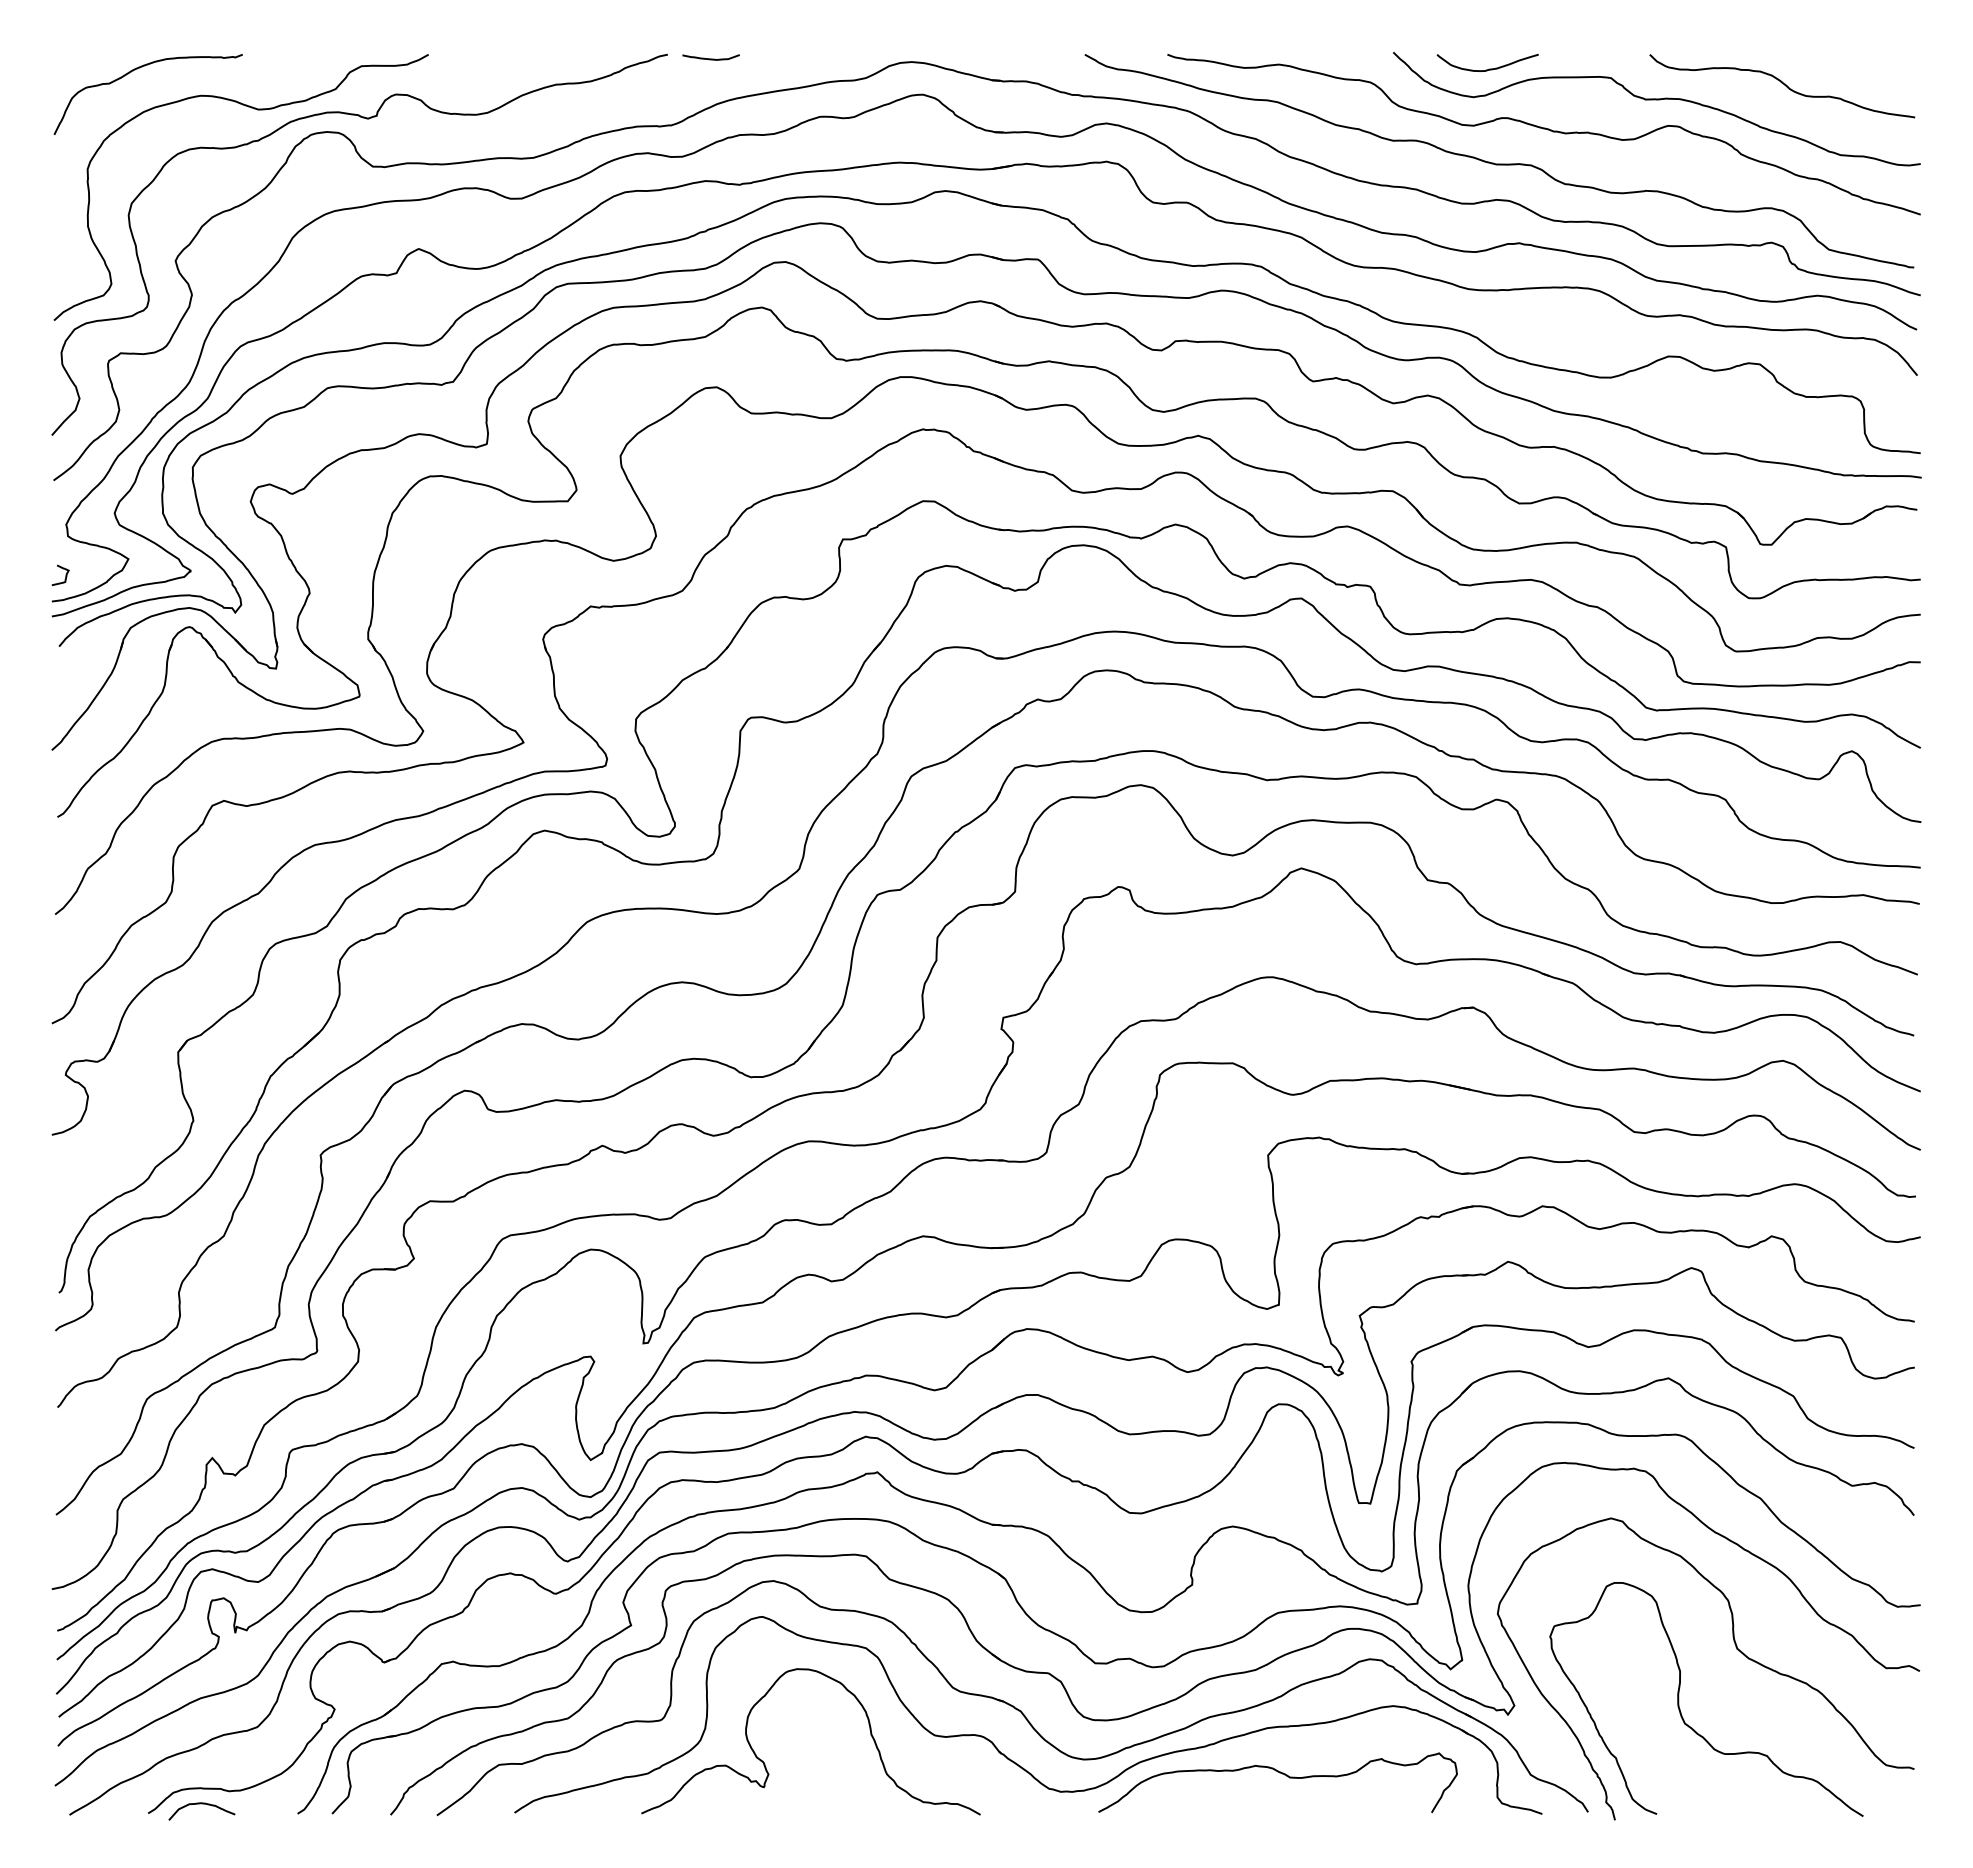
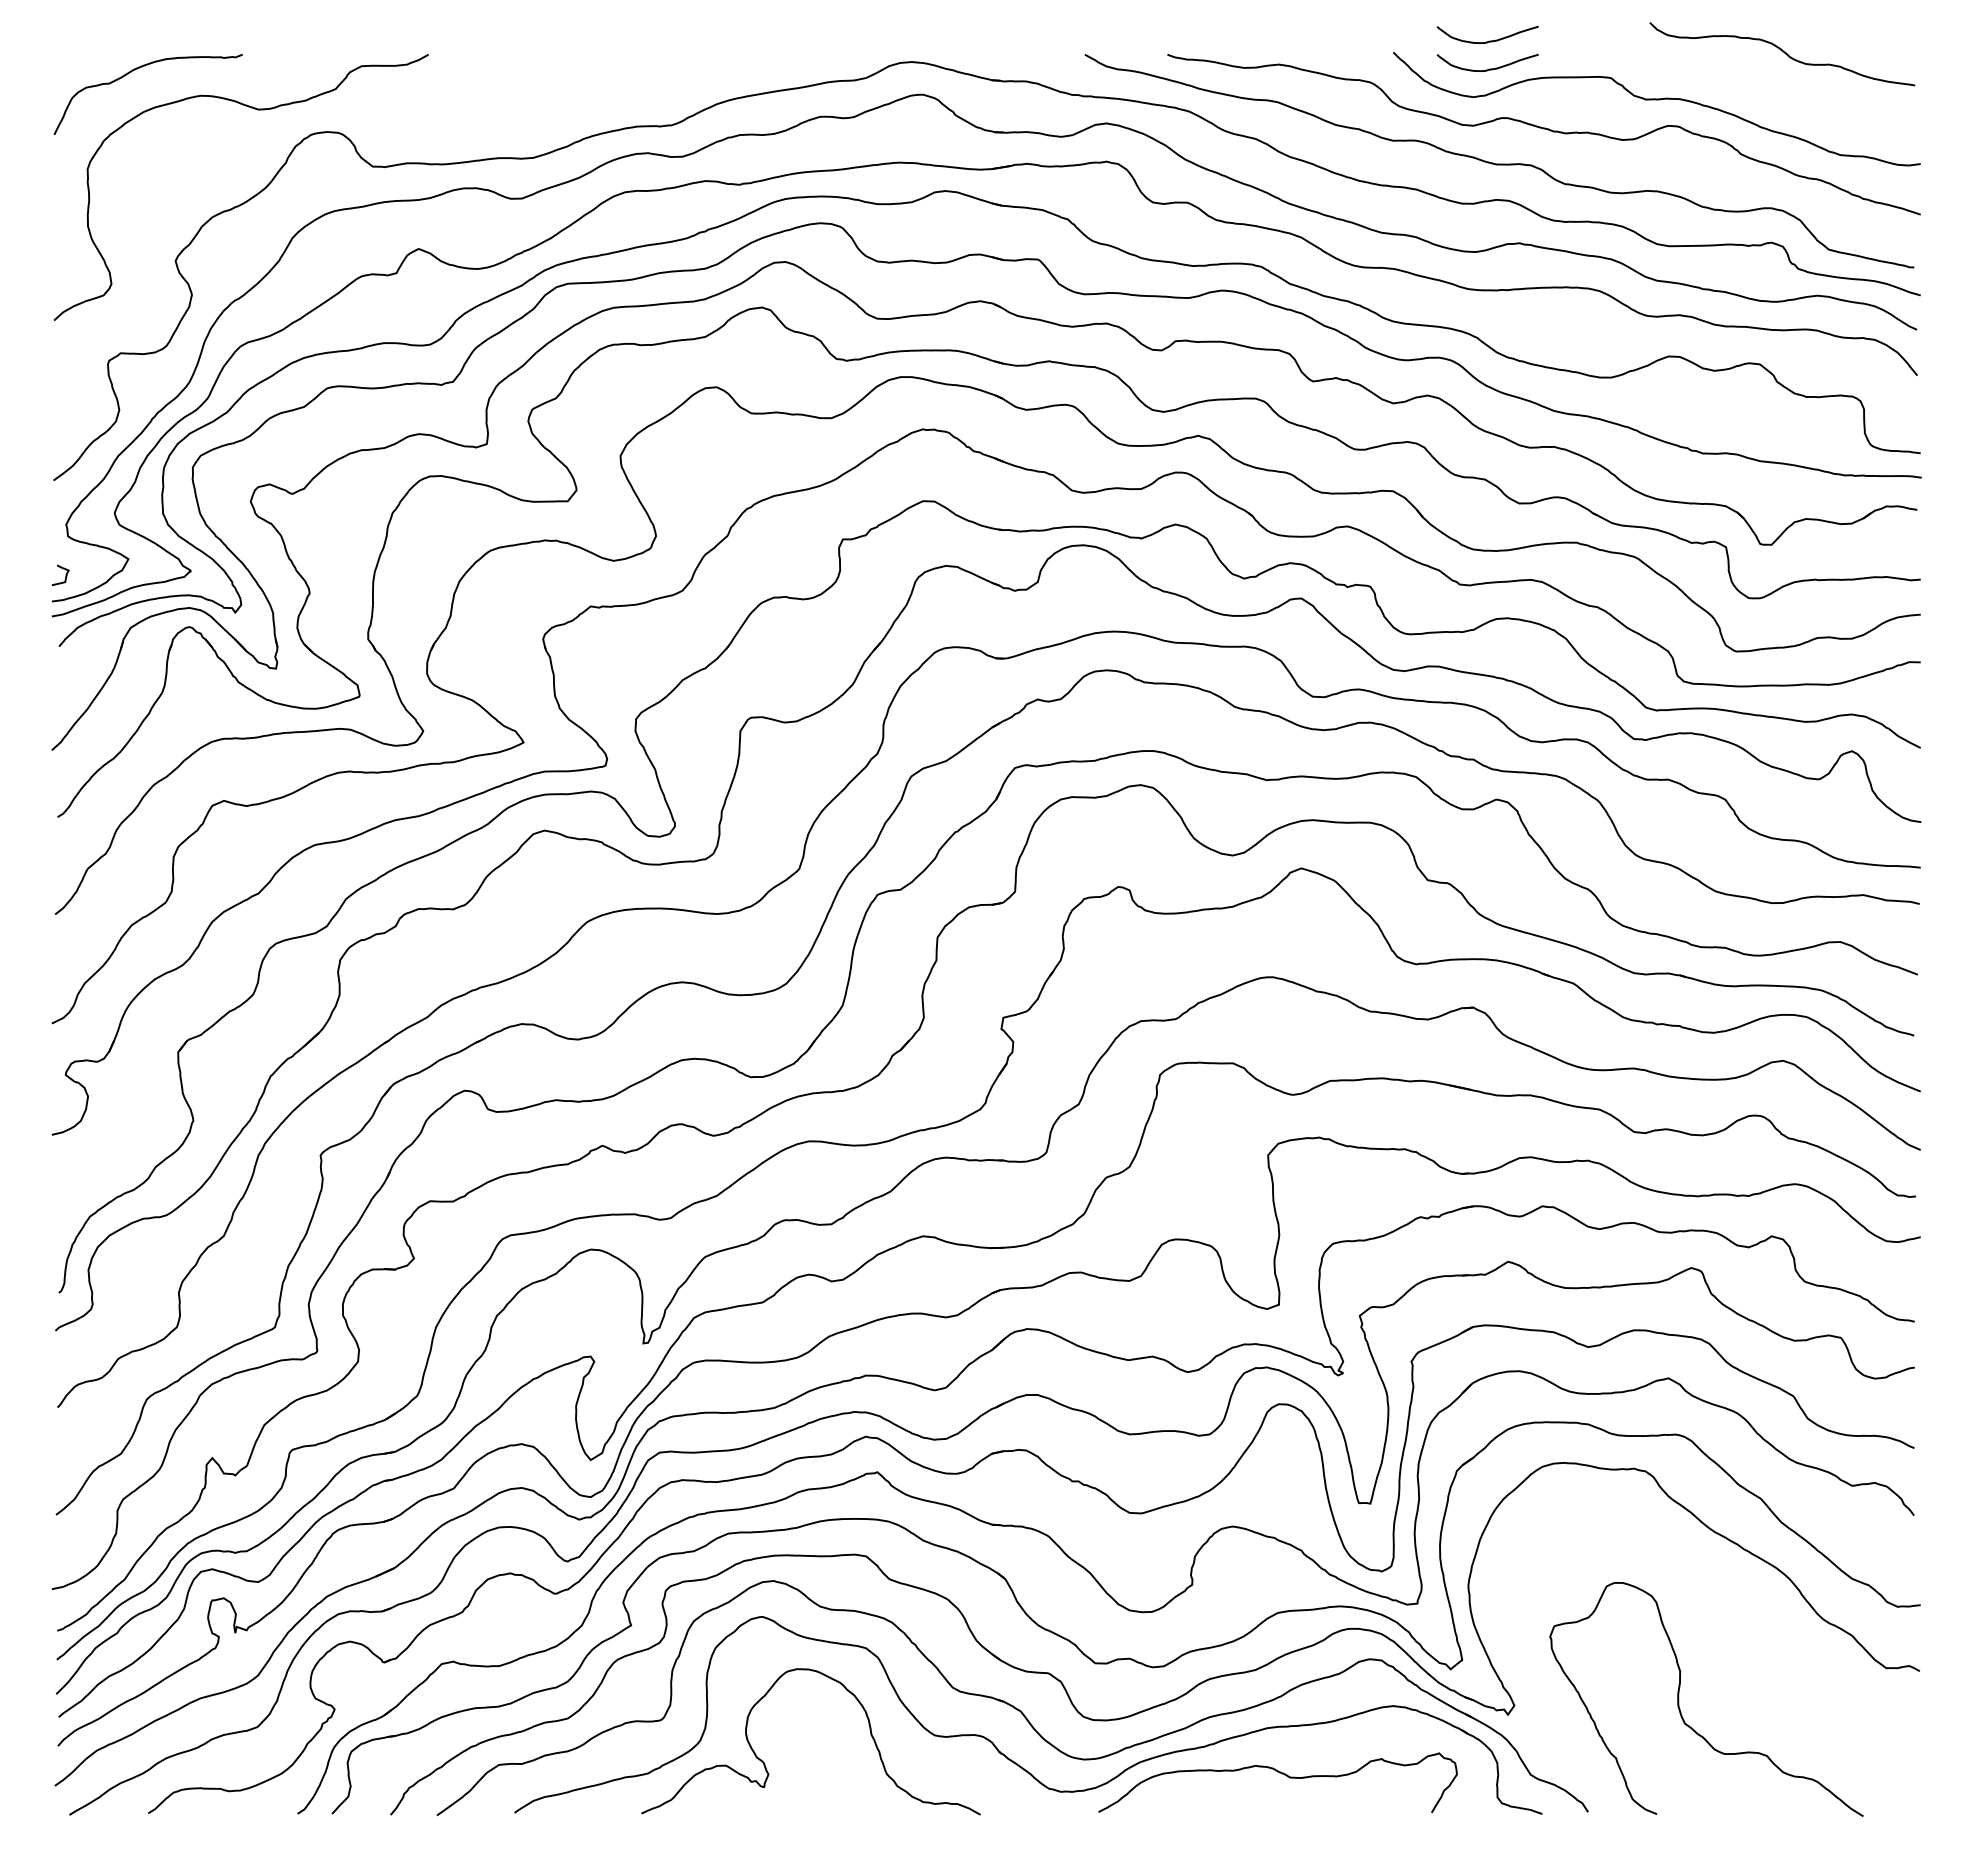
curve: none -> present (1489, 40)
curve: present -> none (710, 58)
curve position: (1783, 84) -> (1783, 52) (1783, 52)
curve: present -> none (366, 119)
curve: present -> none (1736, 1649)
curve: present -> none (201, 1804)
